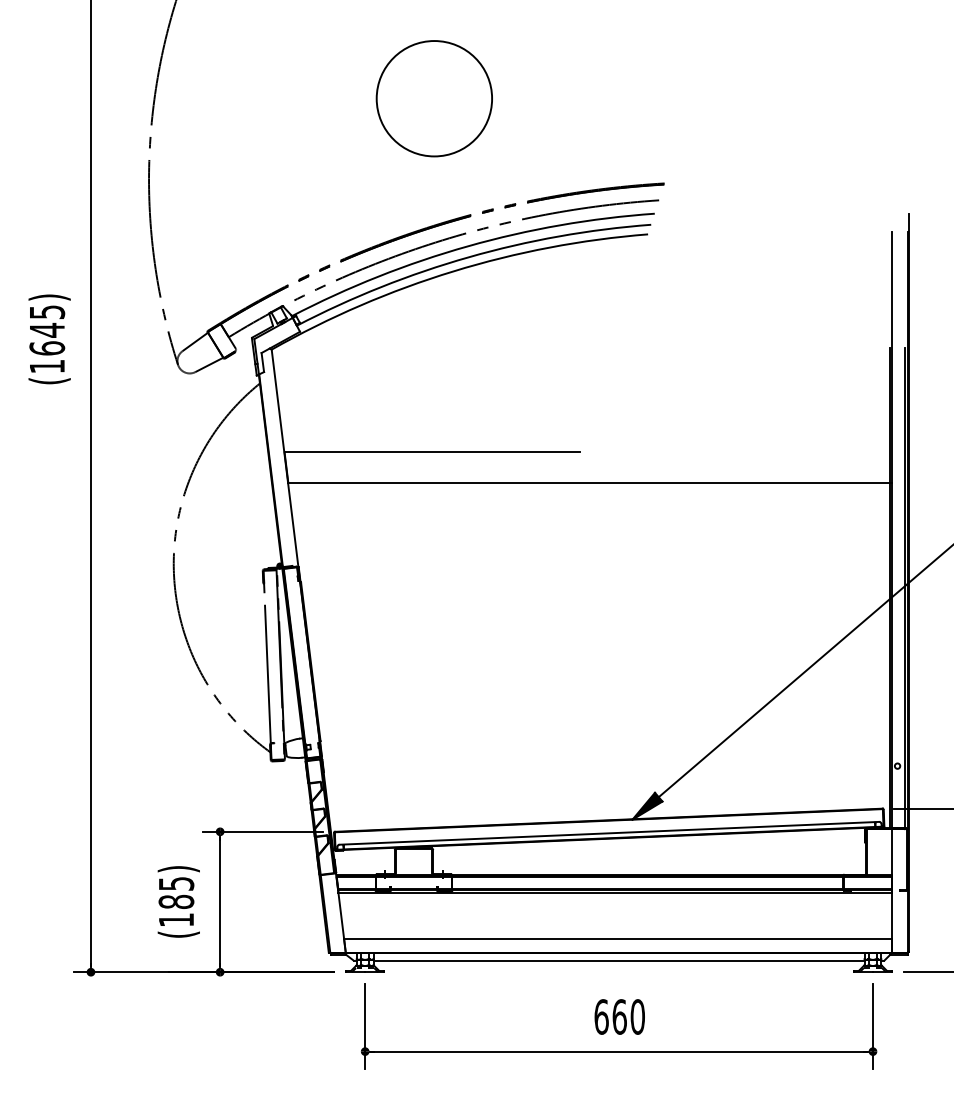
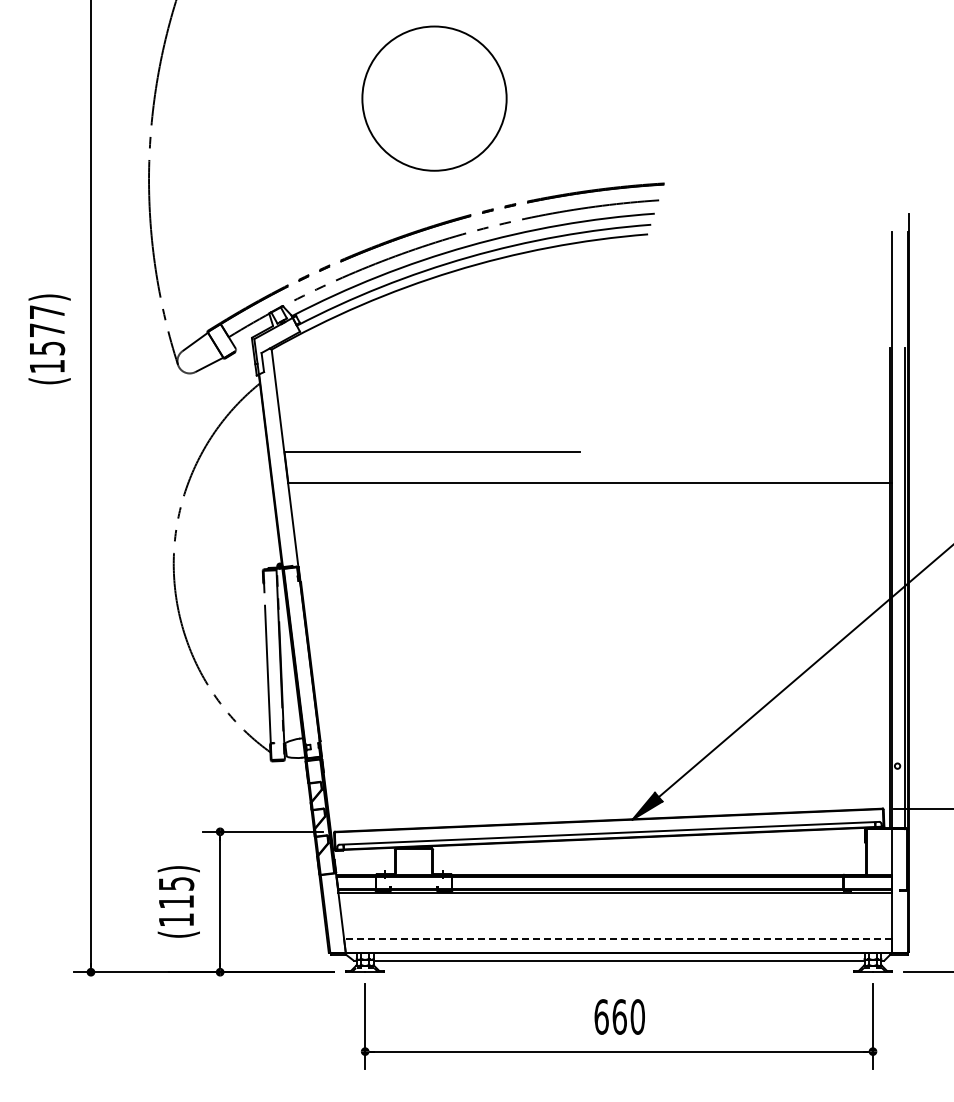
circle size: 118x118 px -> 147x147 px (434, 98)
text: (1645) -> (1577) (47, 330)
text: (185) -> (115) (176, 901)
line: solid -> dashed (617, 939)
